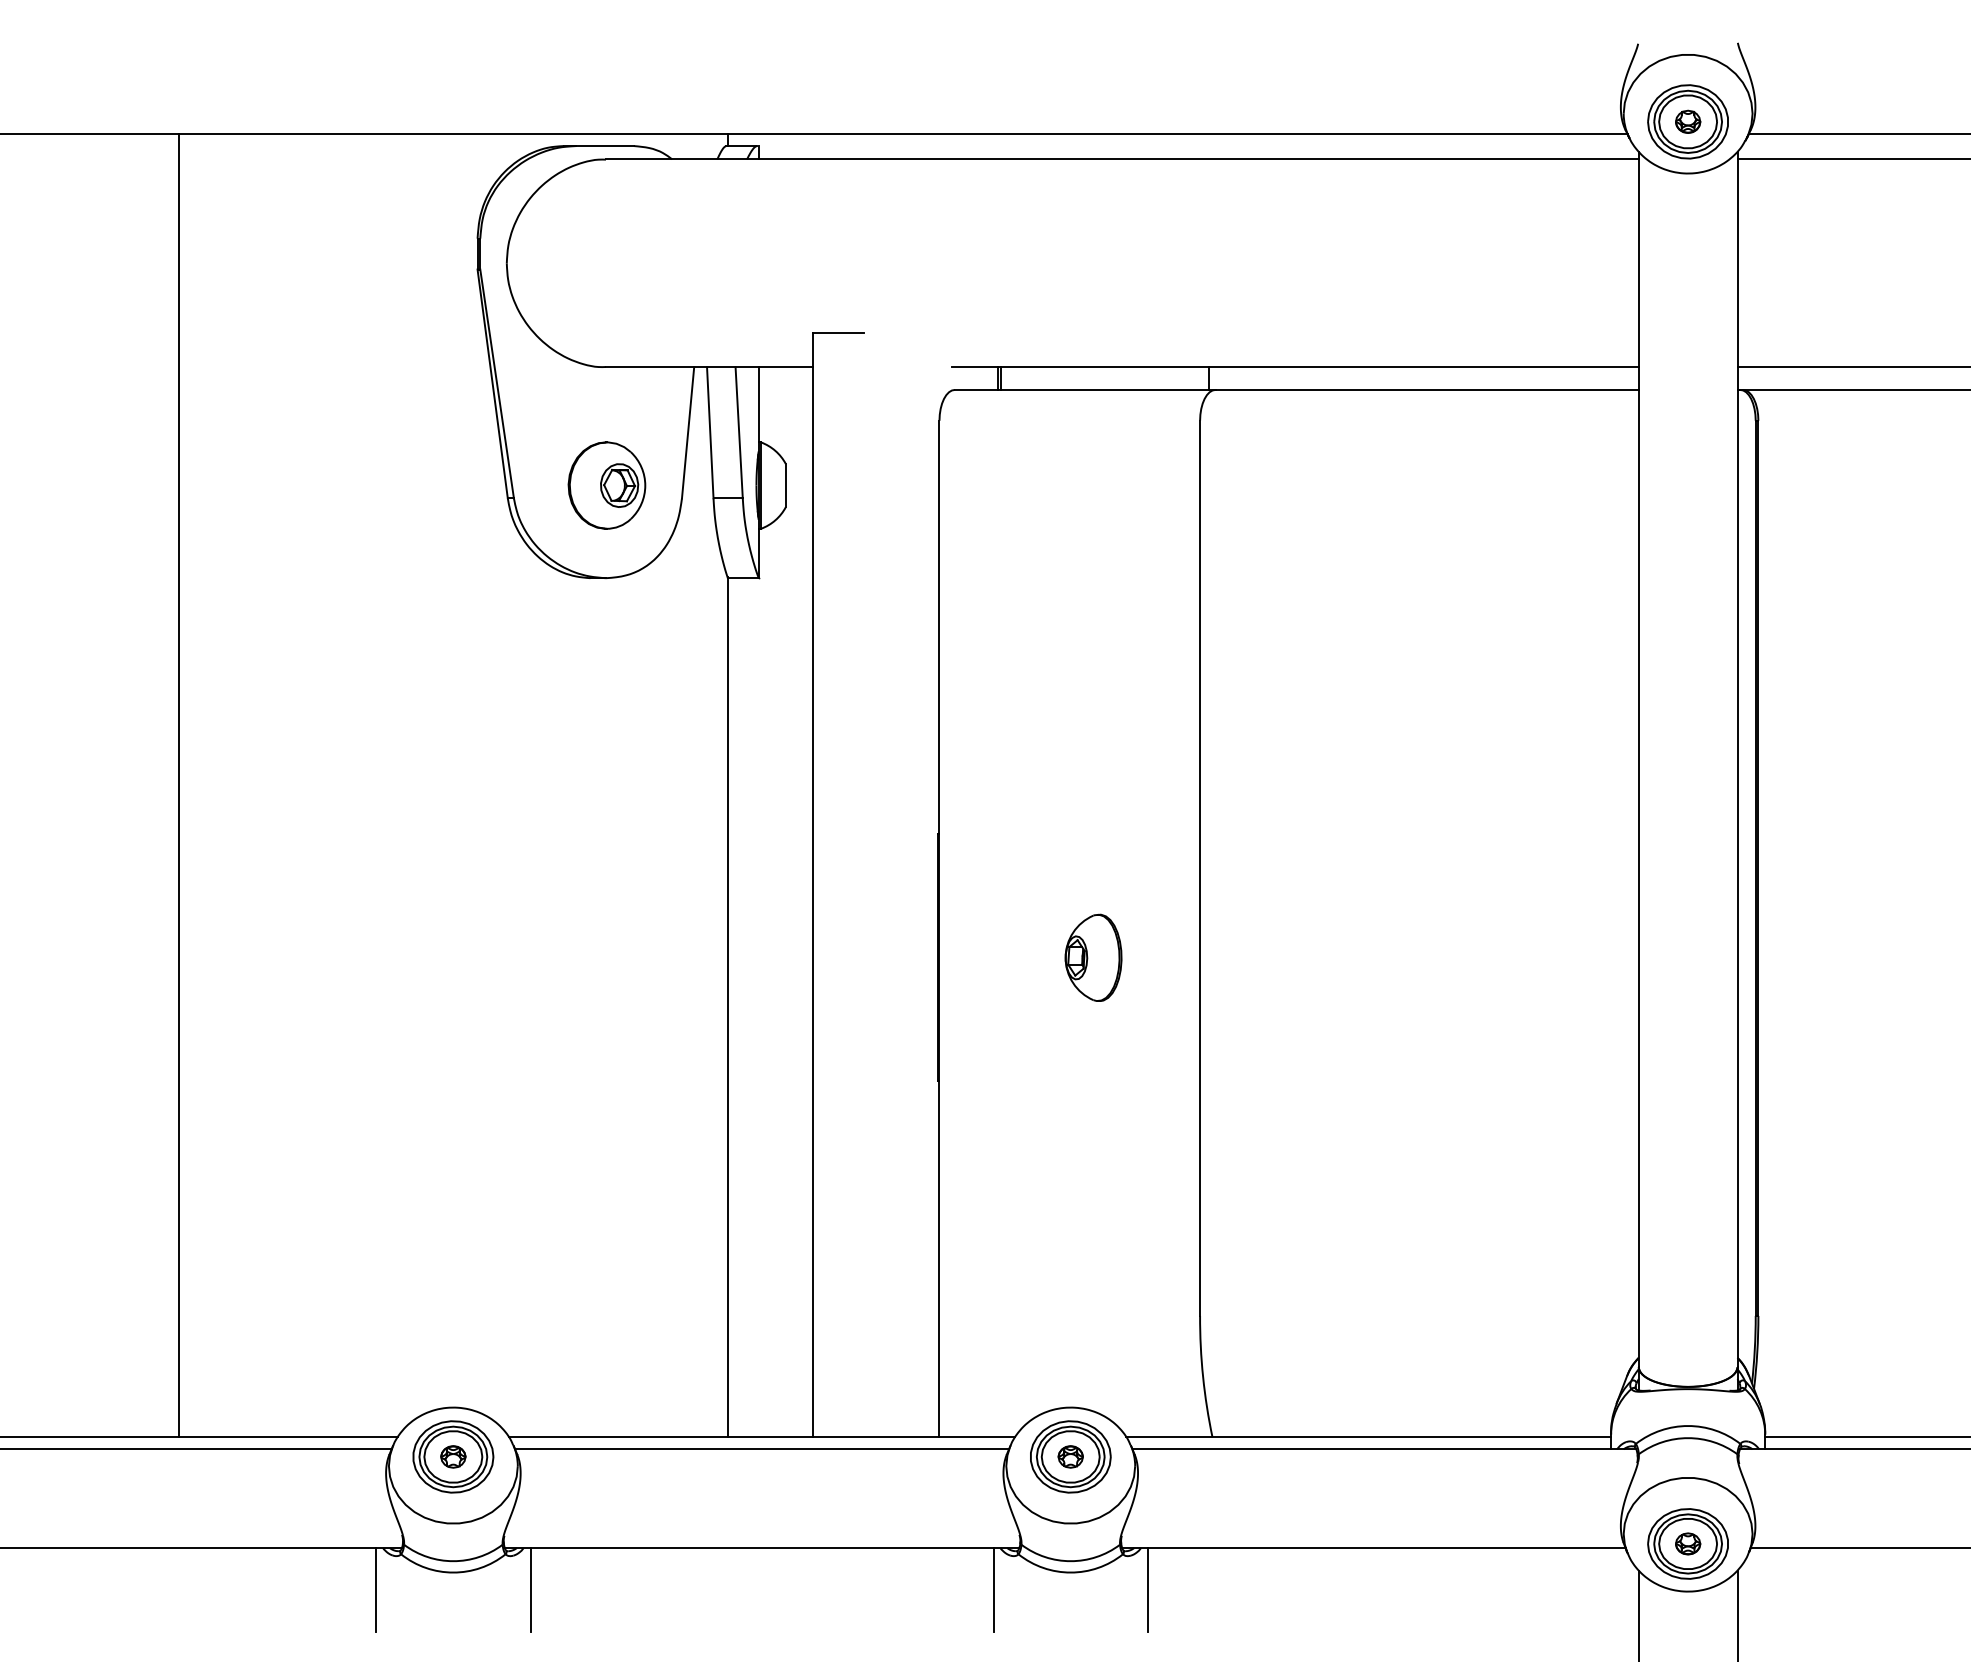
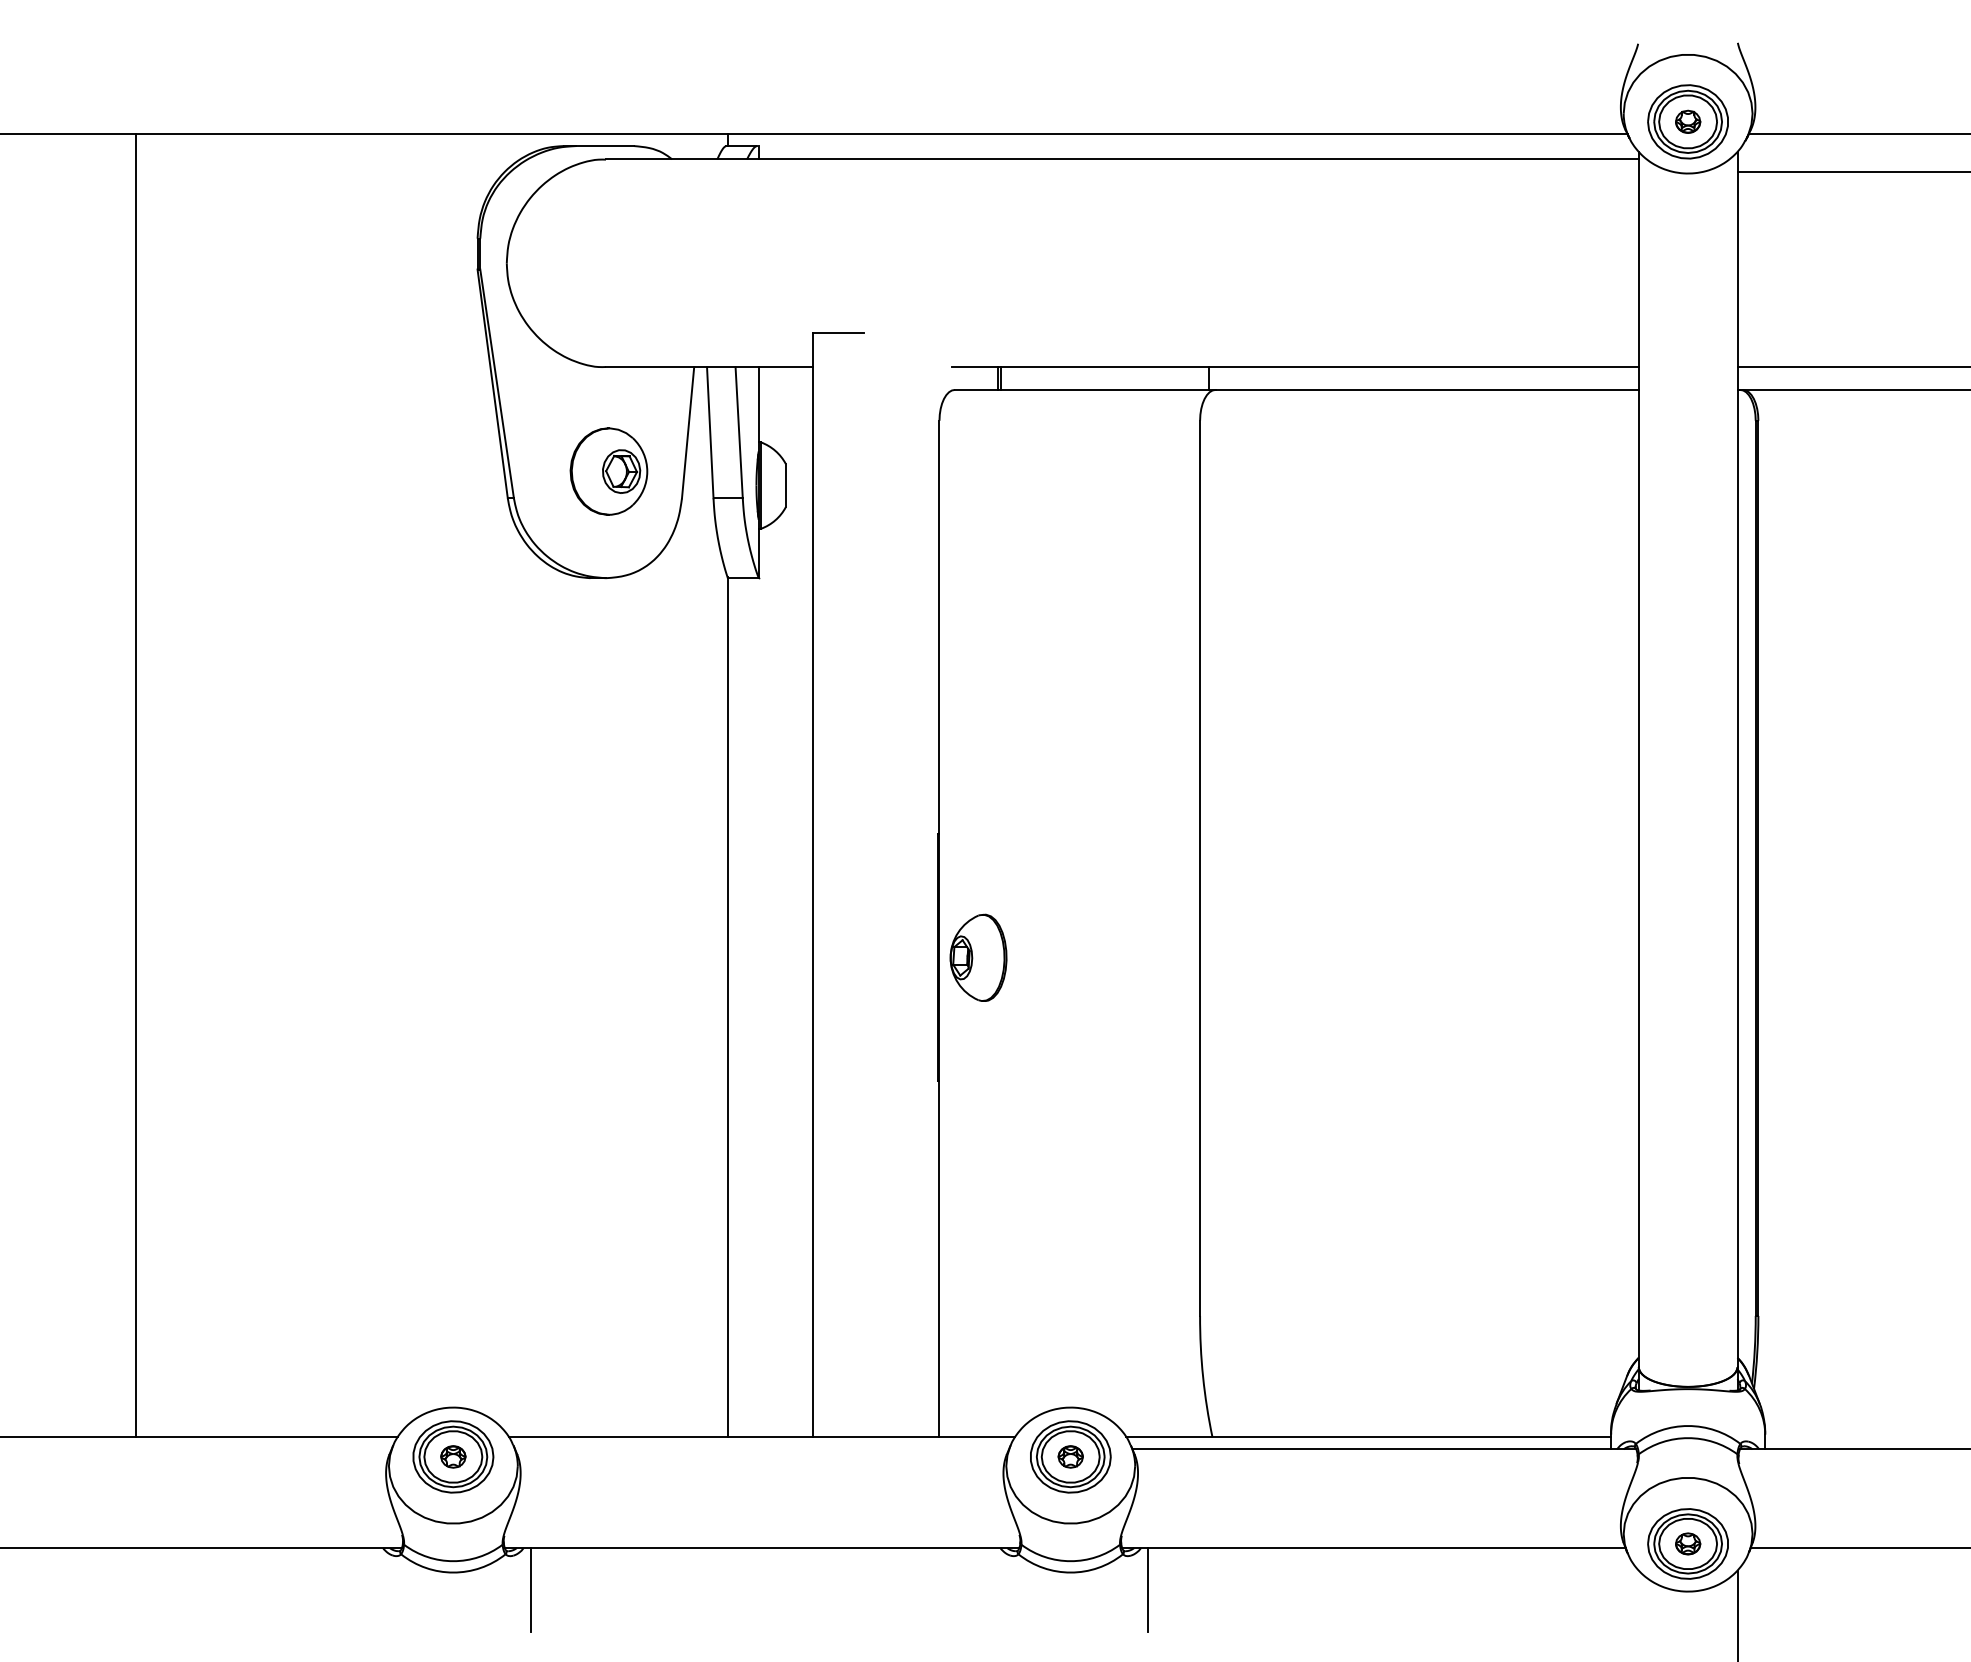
line position: (1852, 159) -> (1852, 172) (1852, 172)
part position: (606, 485) -> (608, 471) (608, 471)
line position: (178, 785) -> (135, 785) (135, 785)
part position: (1093, 957) -> (978, 957) (978, 957)
line: present -> none (1866, 1437)
line: present -> none (196, 1449)
line: present -> none (762, 1449)
line: present -> none (376, 1590)
line: present -> none (993, 1590)
line: present -> none (1638, 1614)
